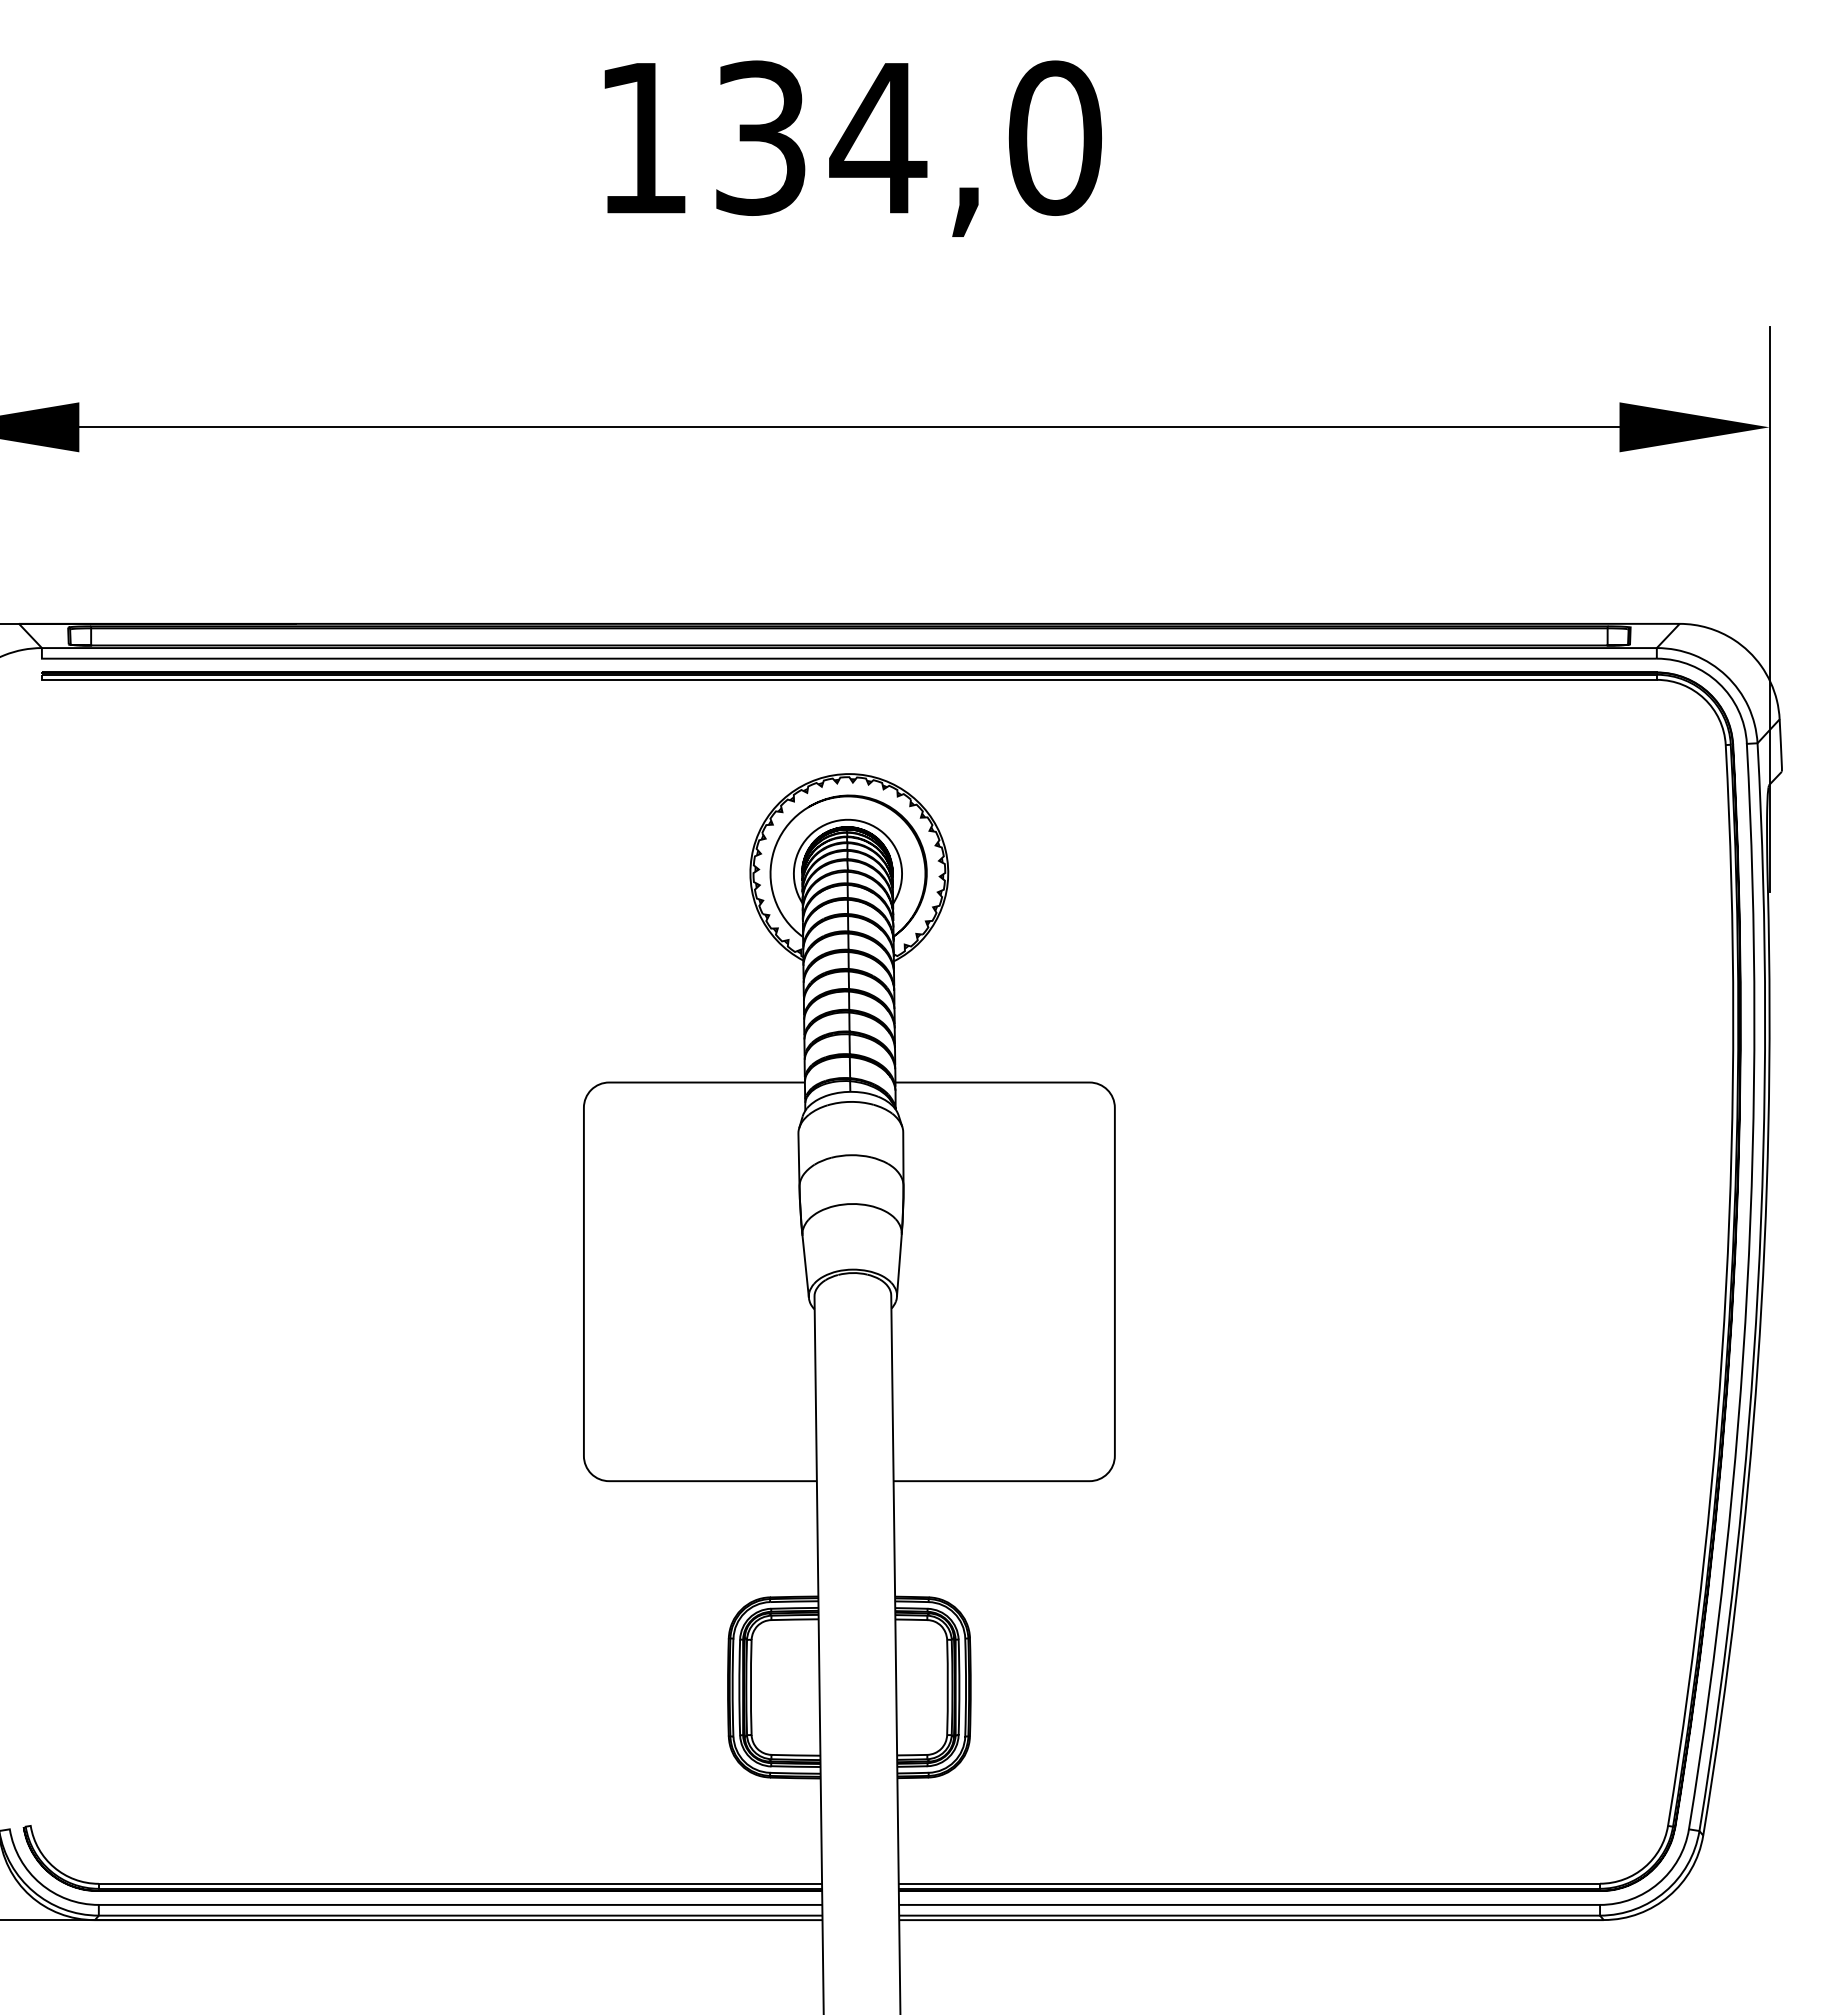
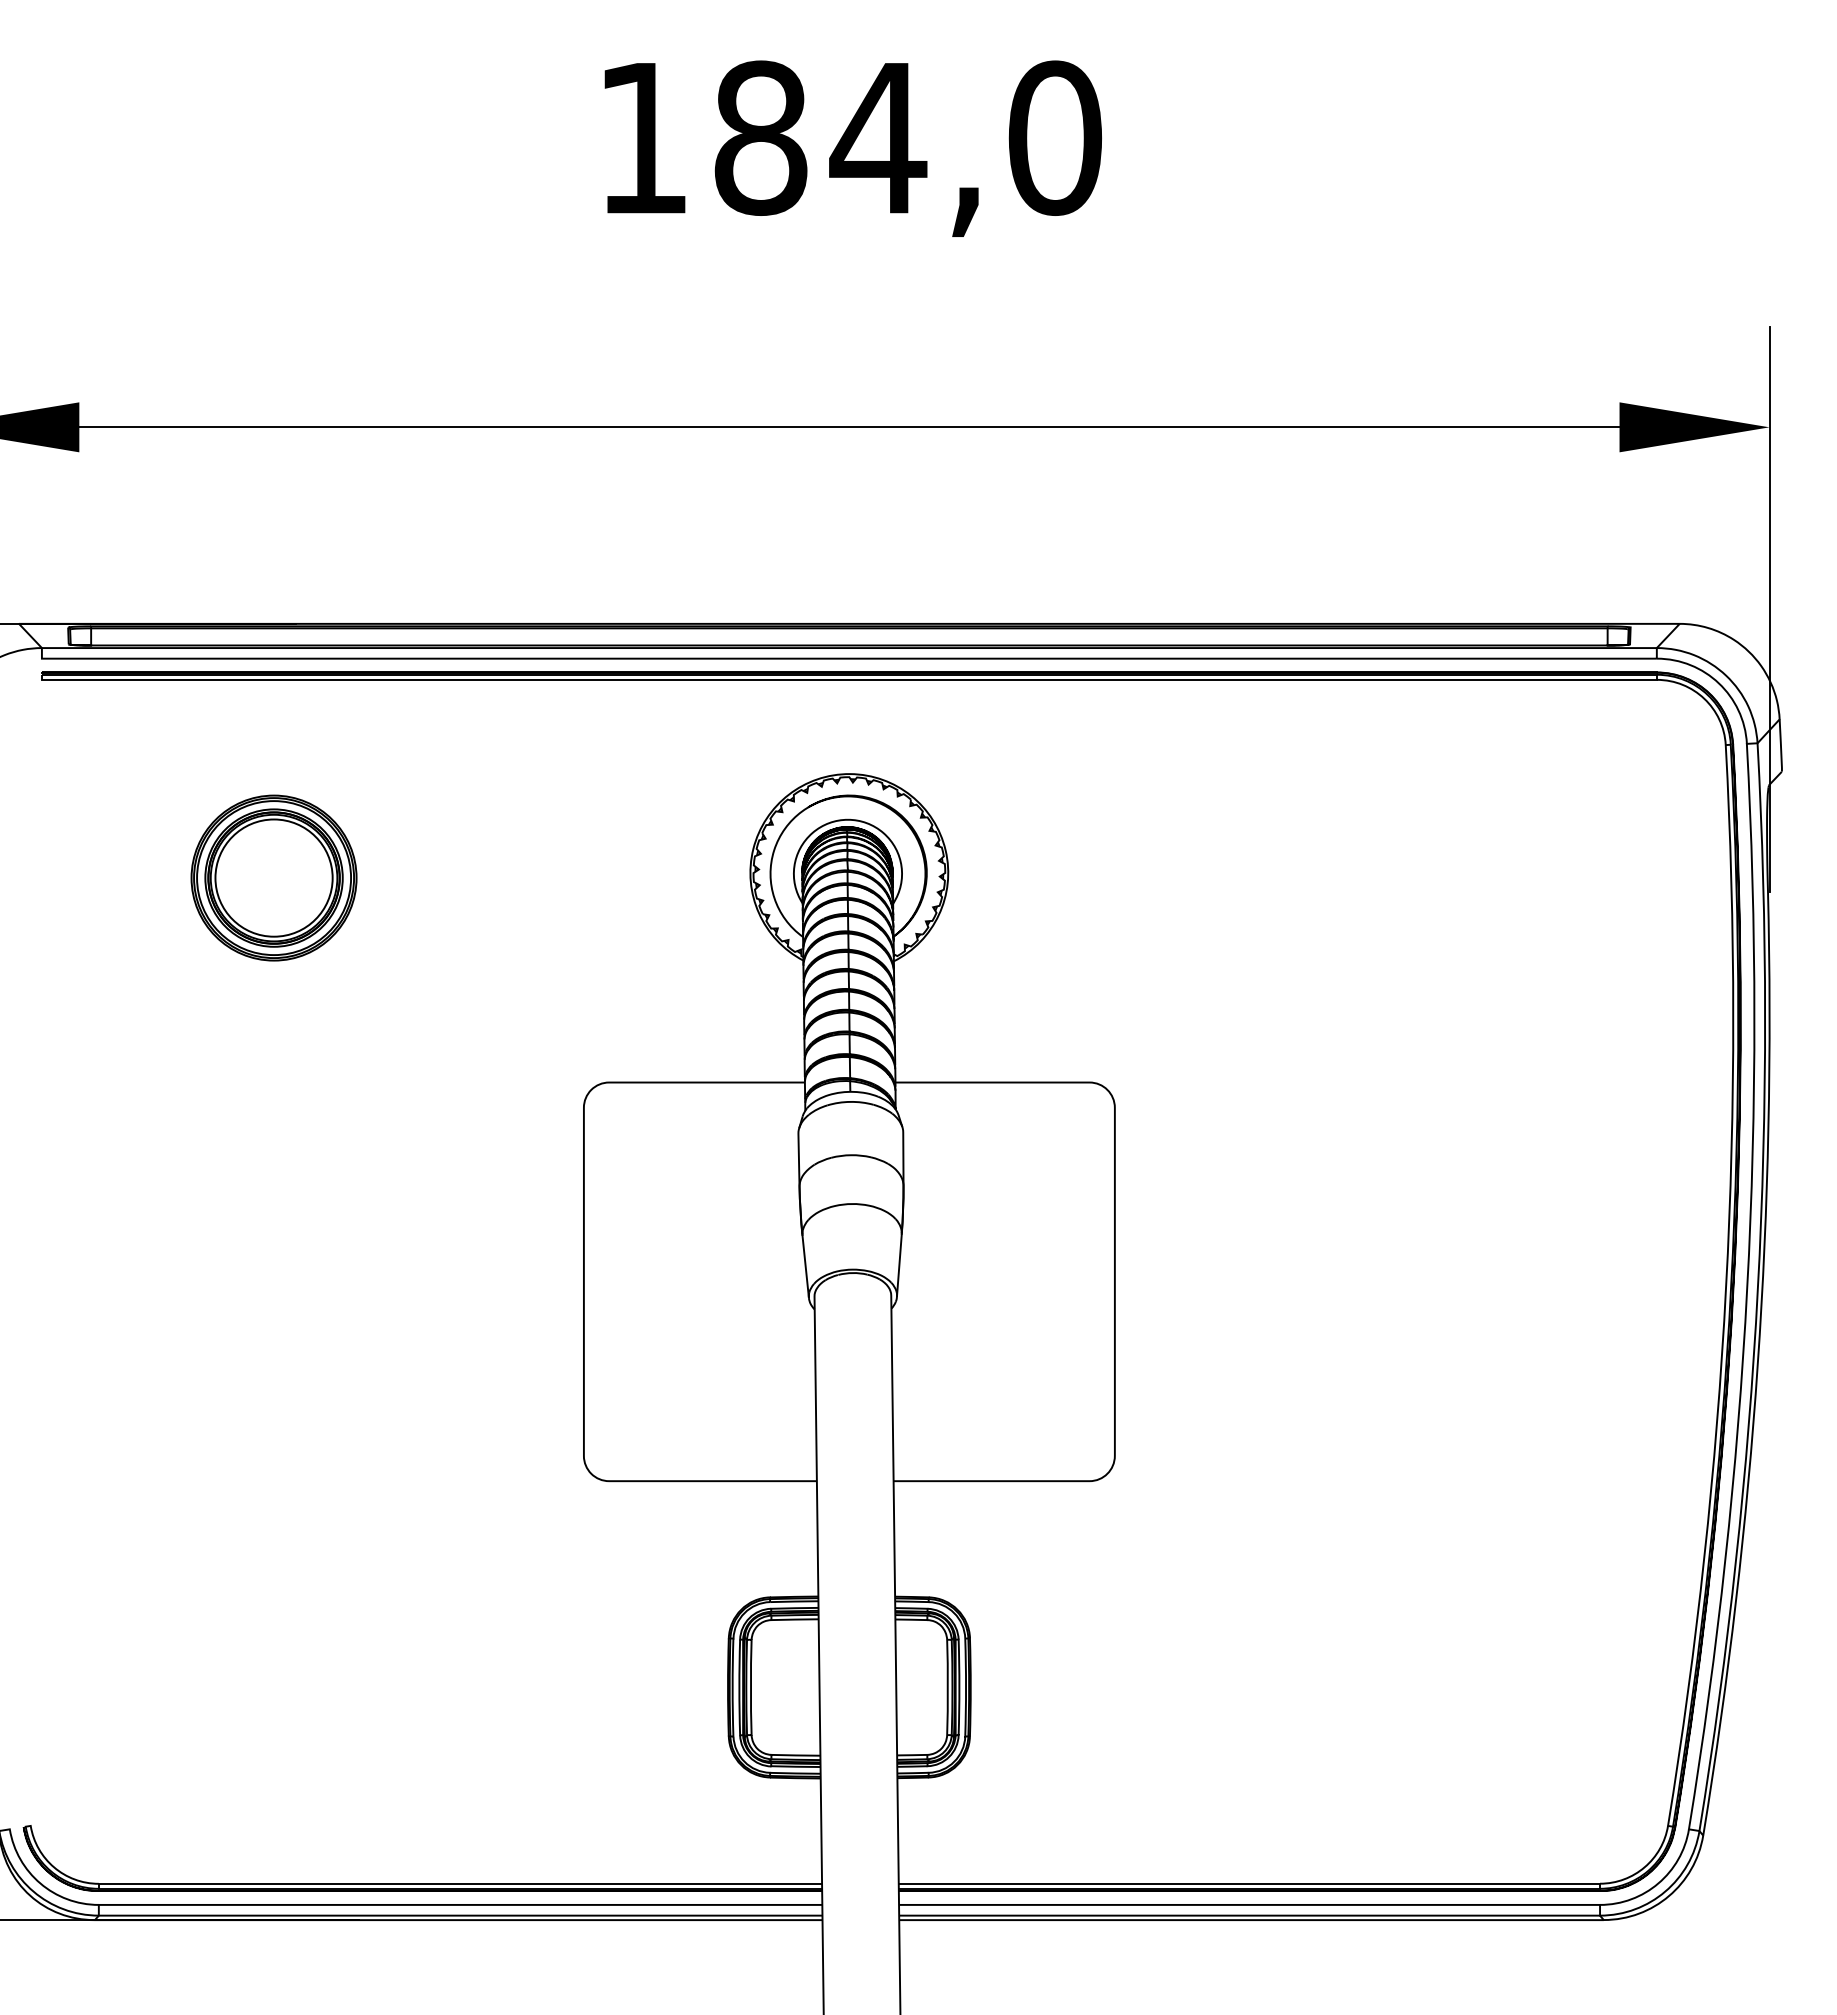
text: 134,0 -> 184,0 (760, 137)
part: none -> present (273, 877)
